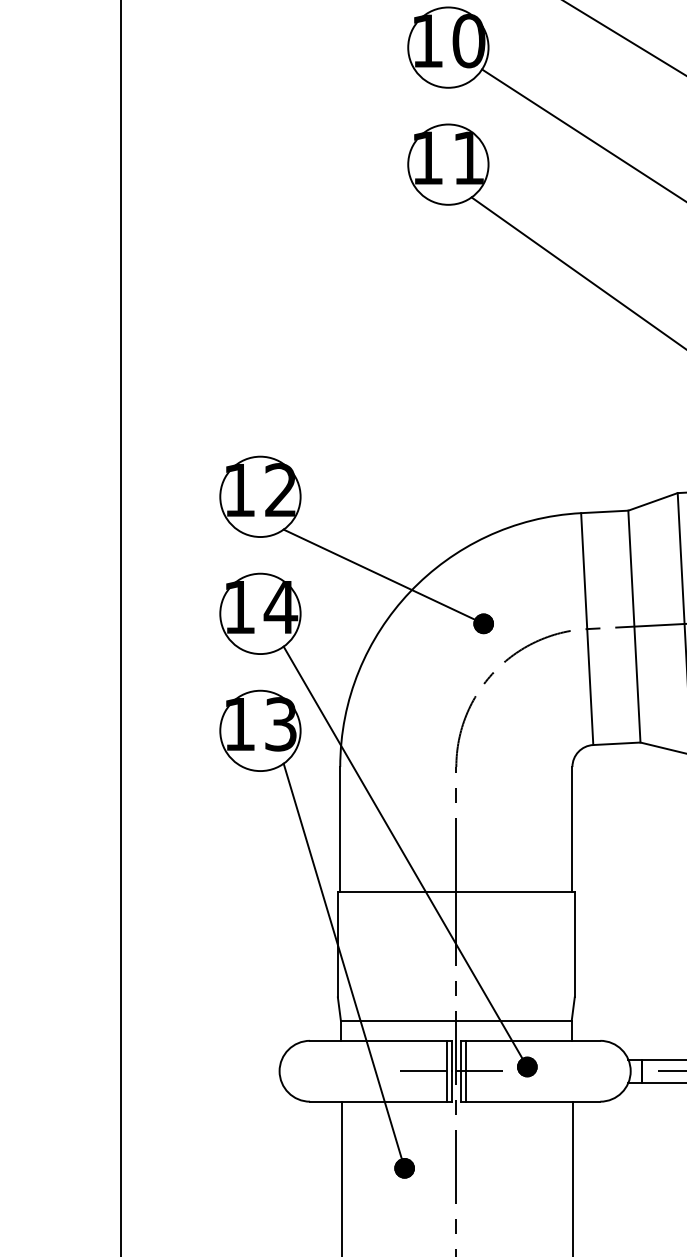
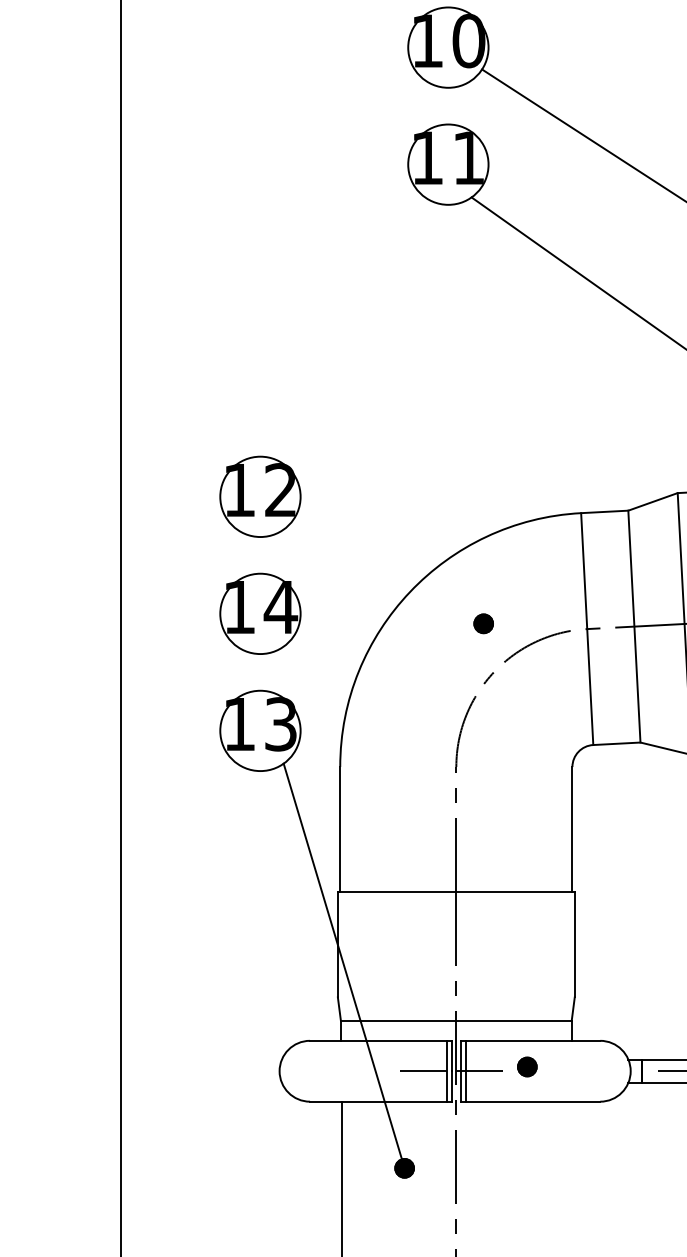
line: present -> none (624, 38)
line: present -> none (383, 576)
line: present -> none (405, 856)
line: present -> none (572, 1177)
